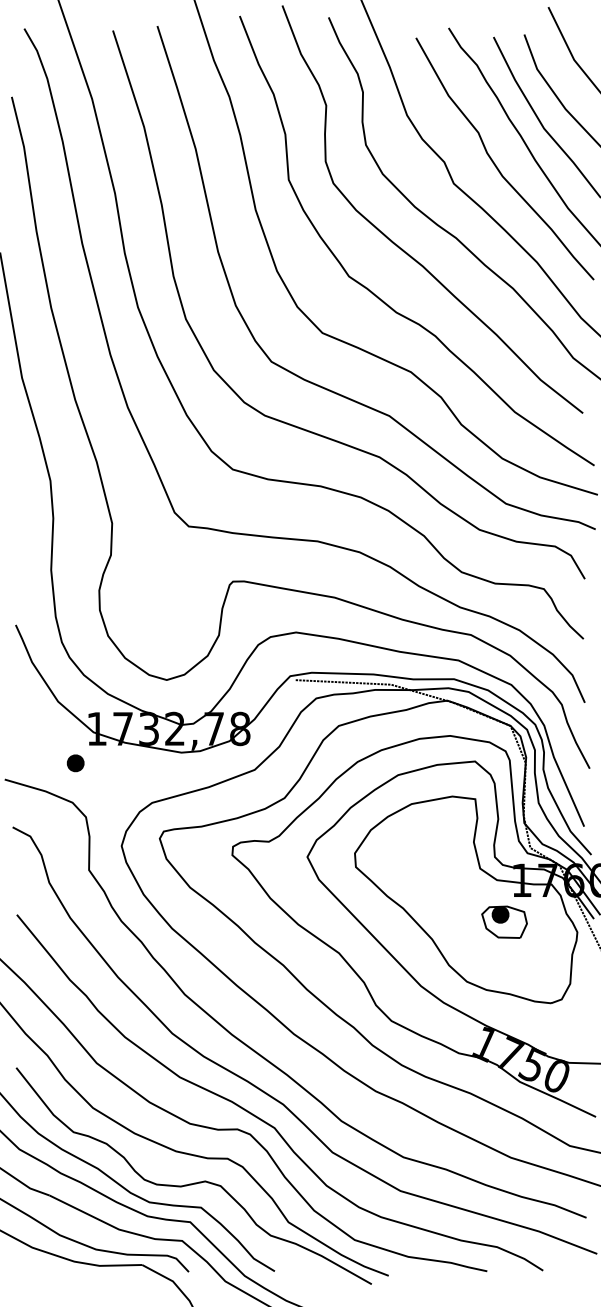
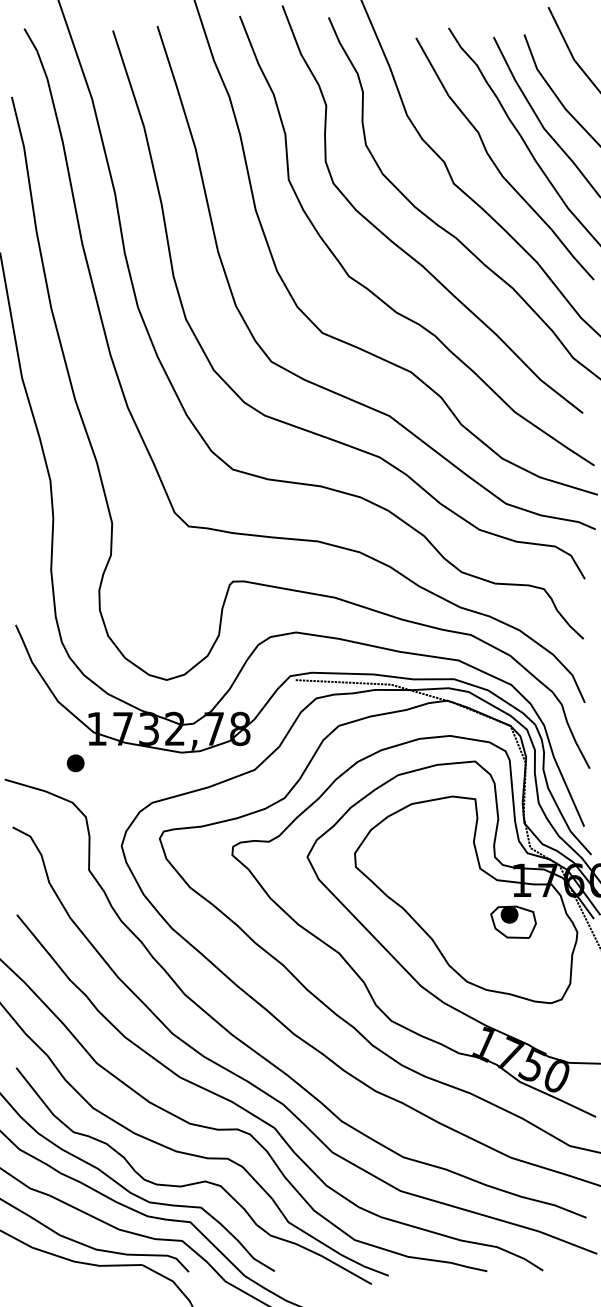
part position: (504, 921) -> (513, 921) (513, 921)
